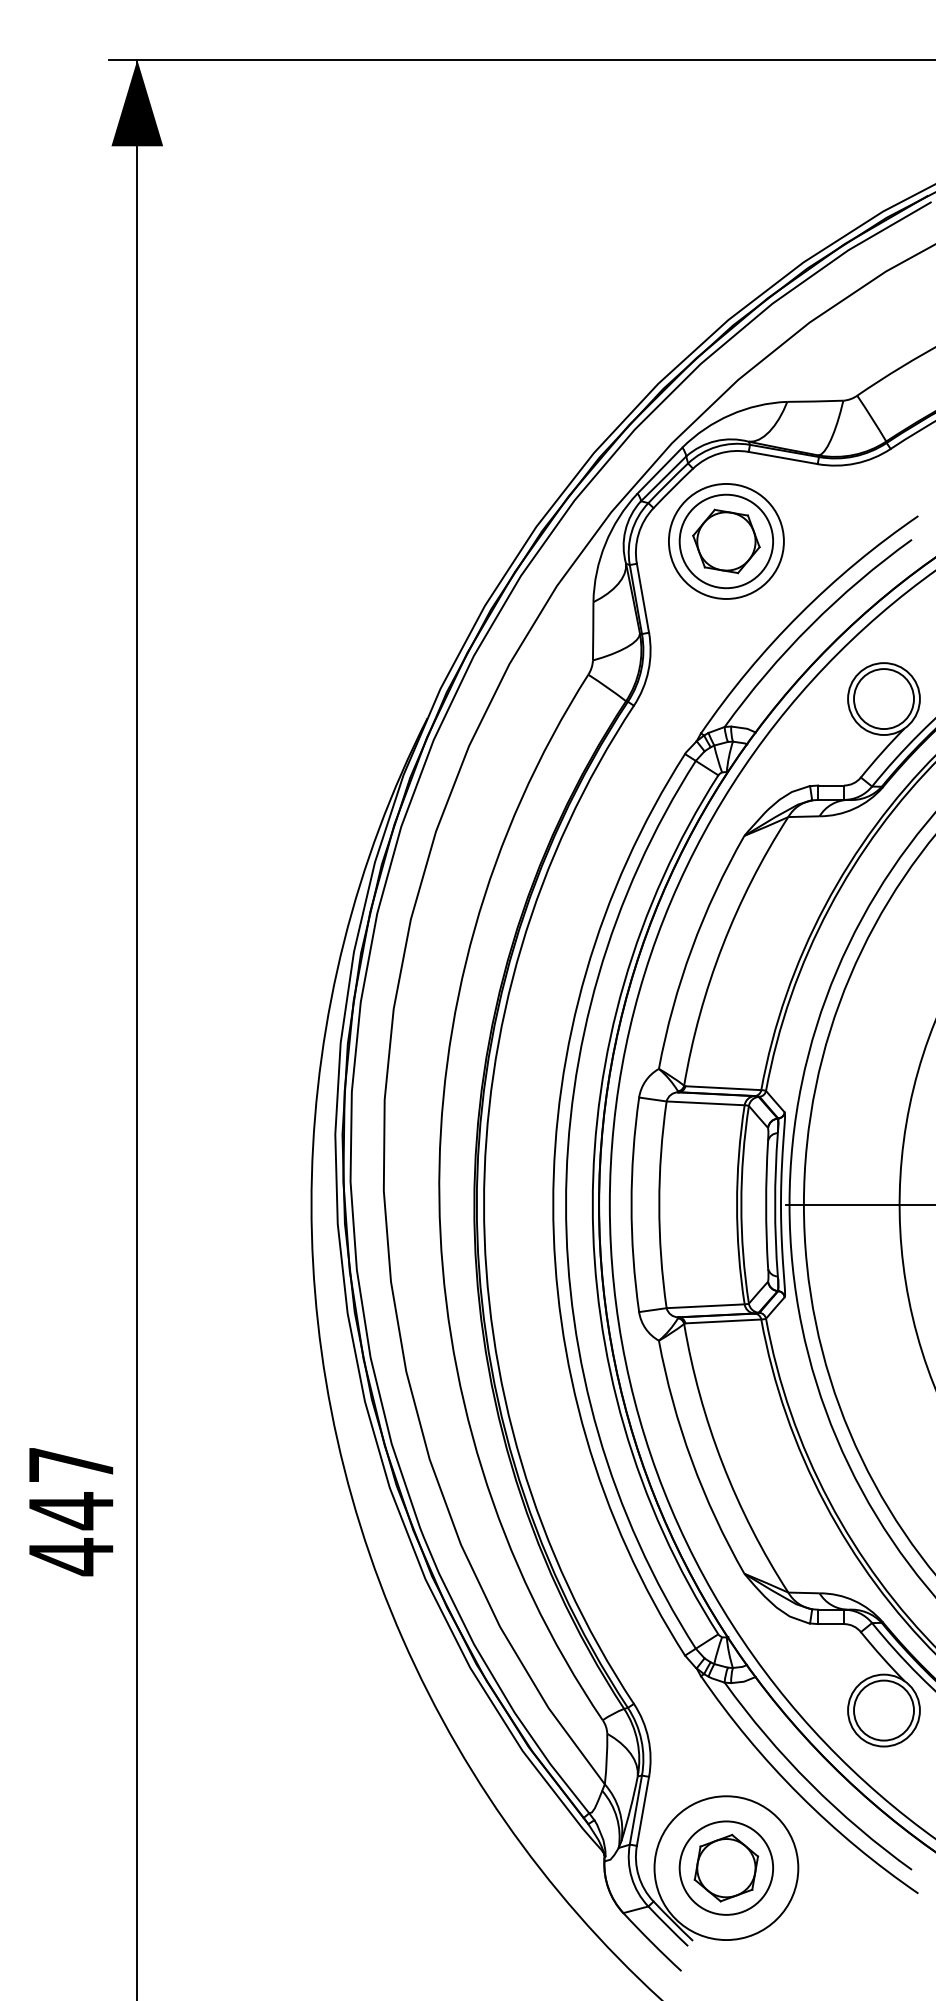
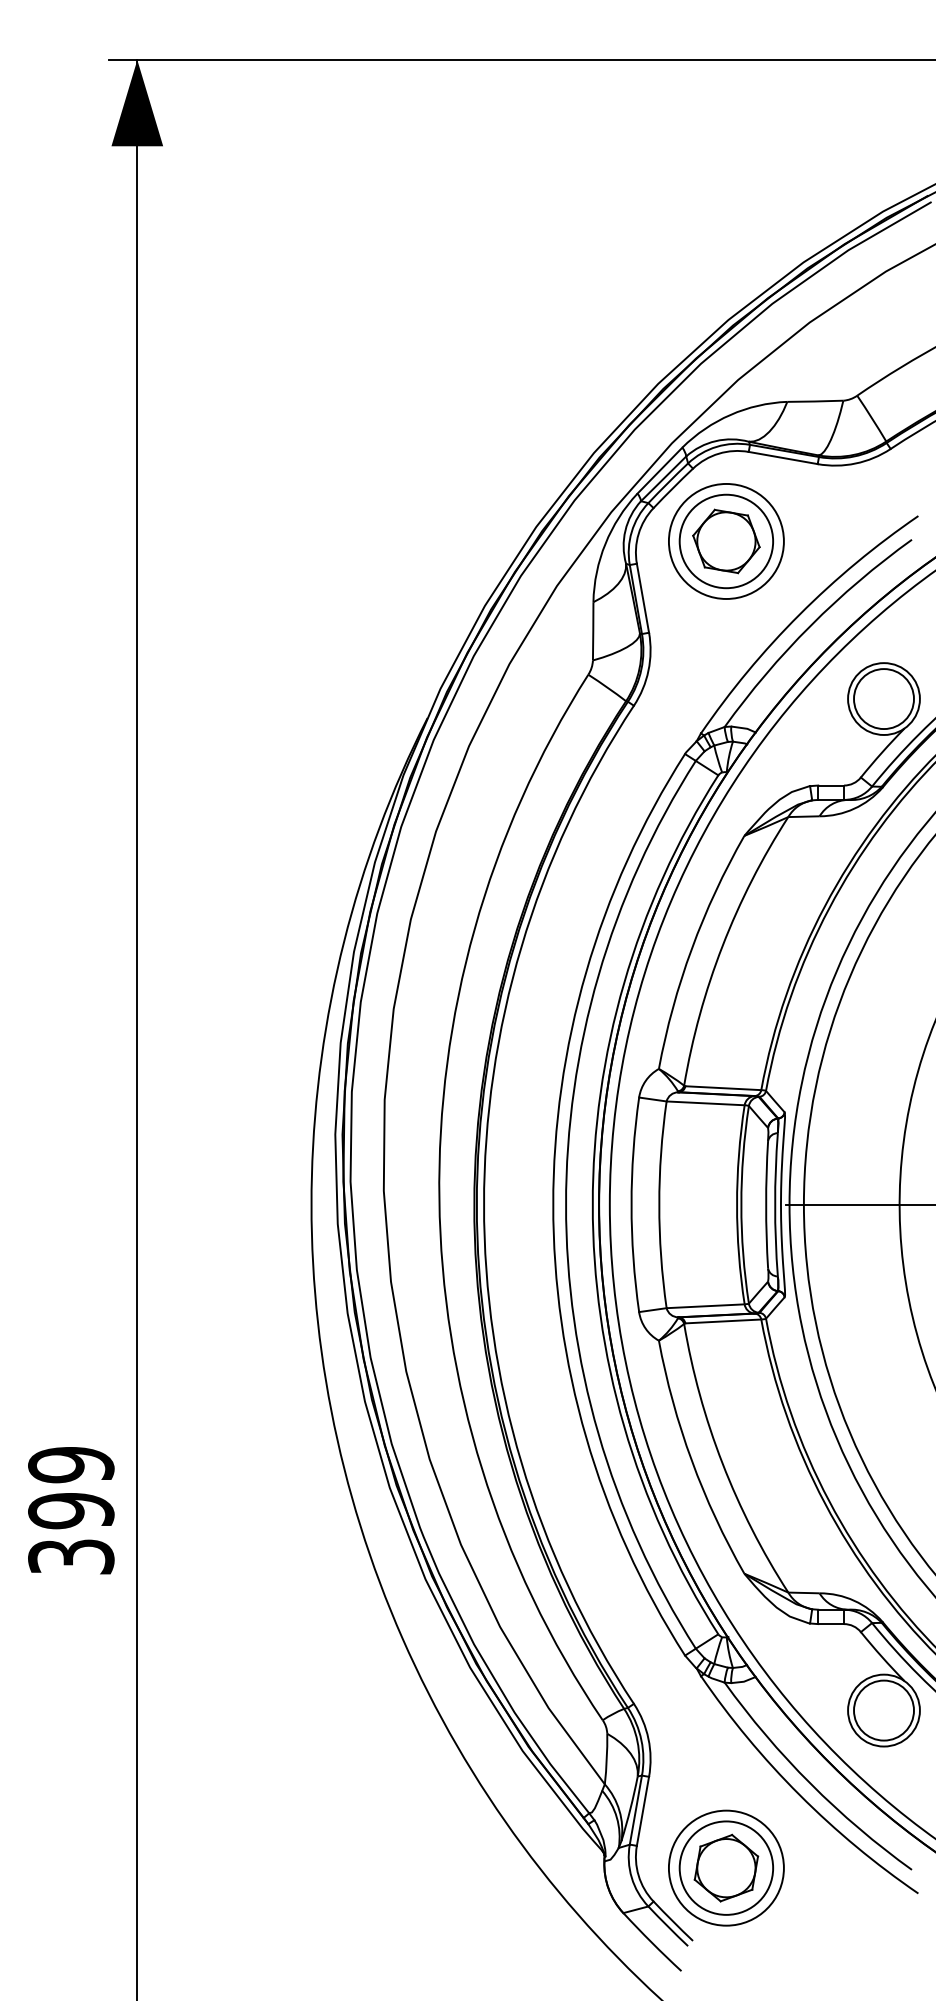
text: 447 -> 399 (71, 1511)
circle diameter: 144 px -> 115 px (725, 1867)
